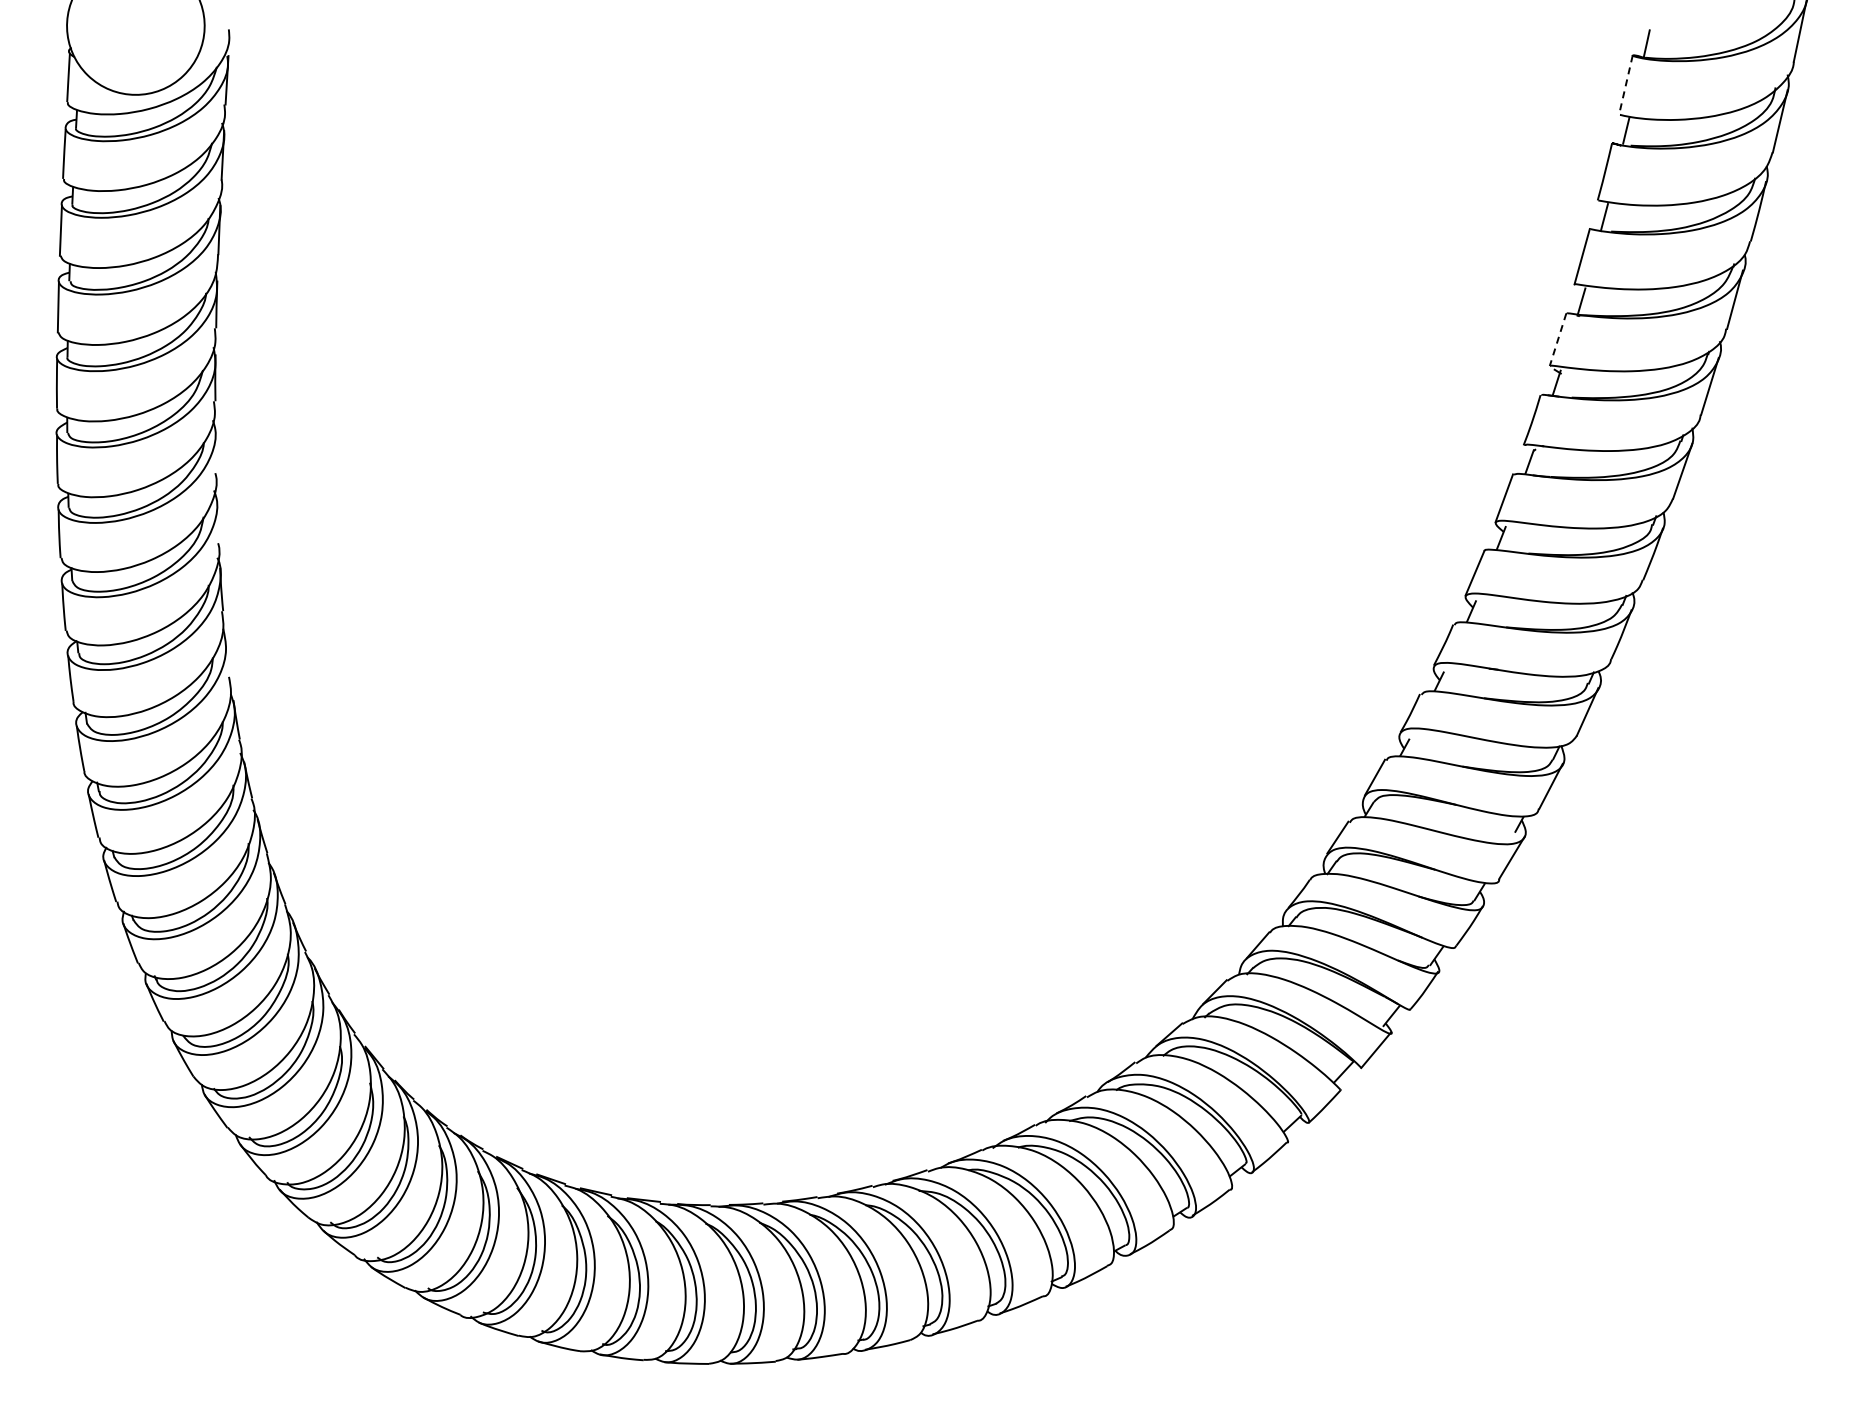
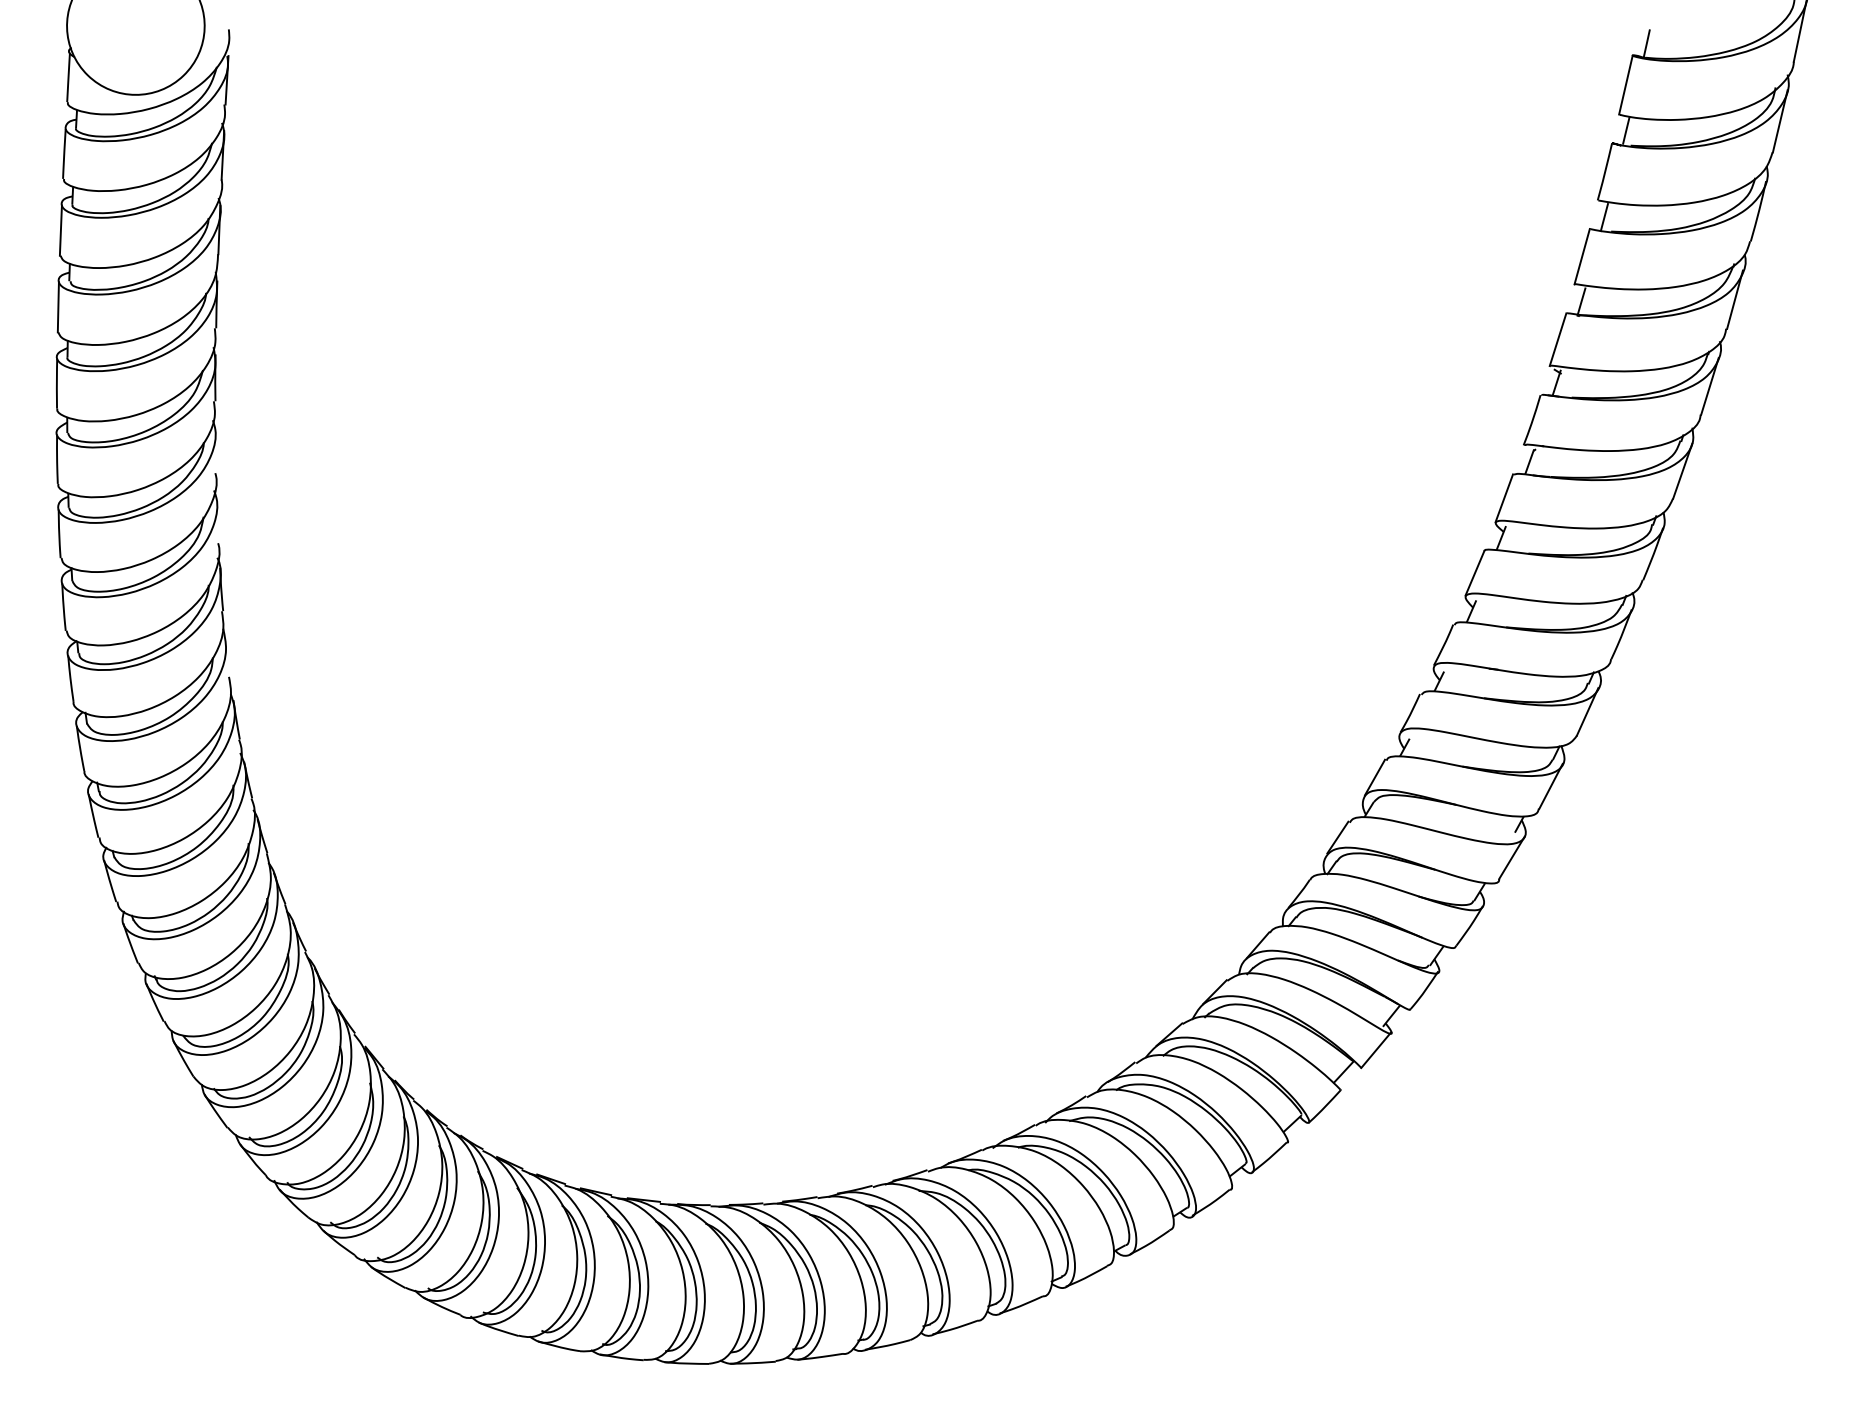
line: dashed -> solid (1625, 85)
line: dashed -> solid (1558, 339)
